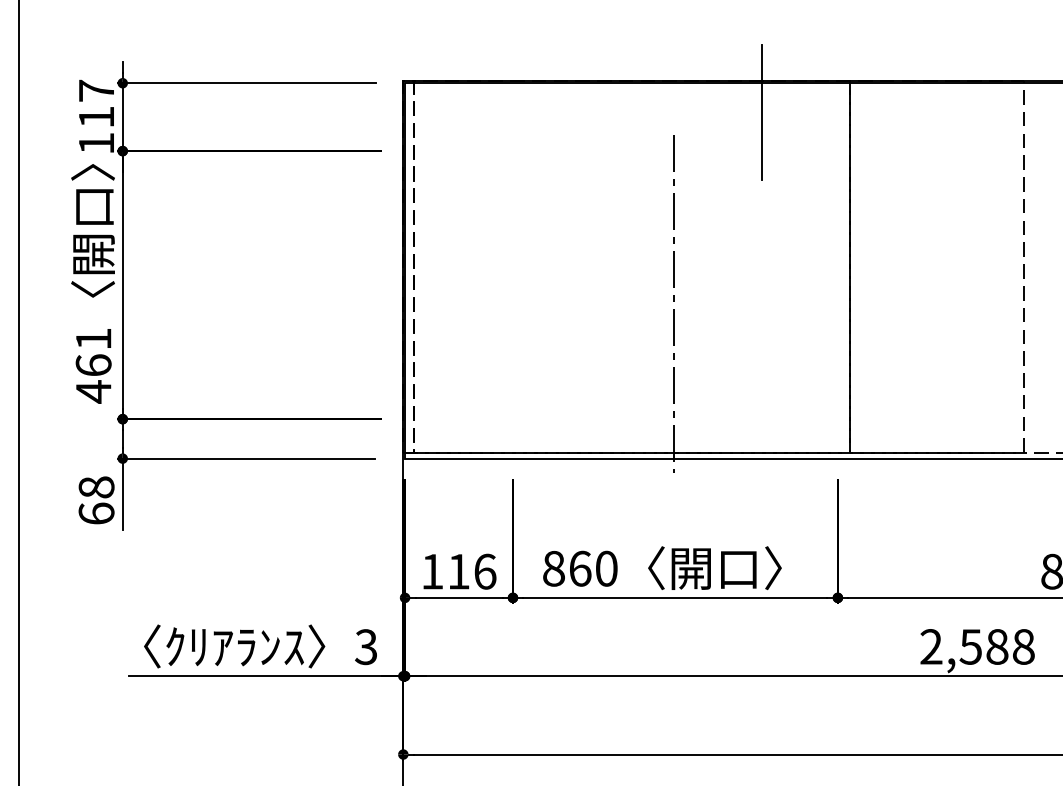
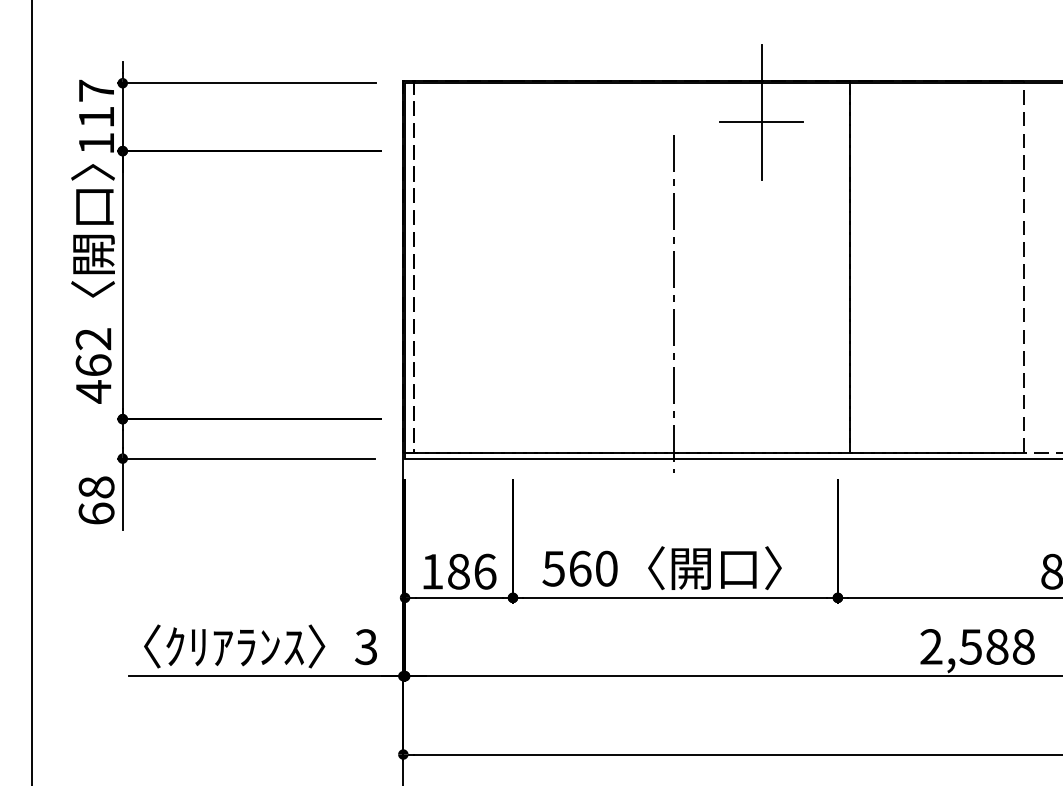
line: none -> present (761, 122)
text: 461 -> 462 (93, 339)
line position: (18, 392) -> (31, 392) (31, 392)
text: 860 -> 560 (553, 568)
text: 116 -> 186 (458, 571)
